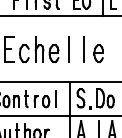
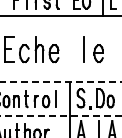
line: present -> none (68, 49)
line: solid -> dashed (61, 82)
line: solid -> dashed (60, 115)
